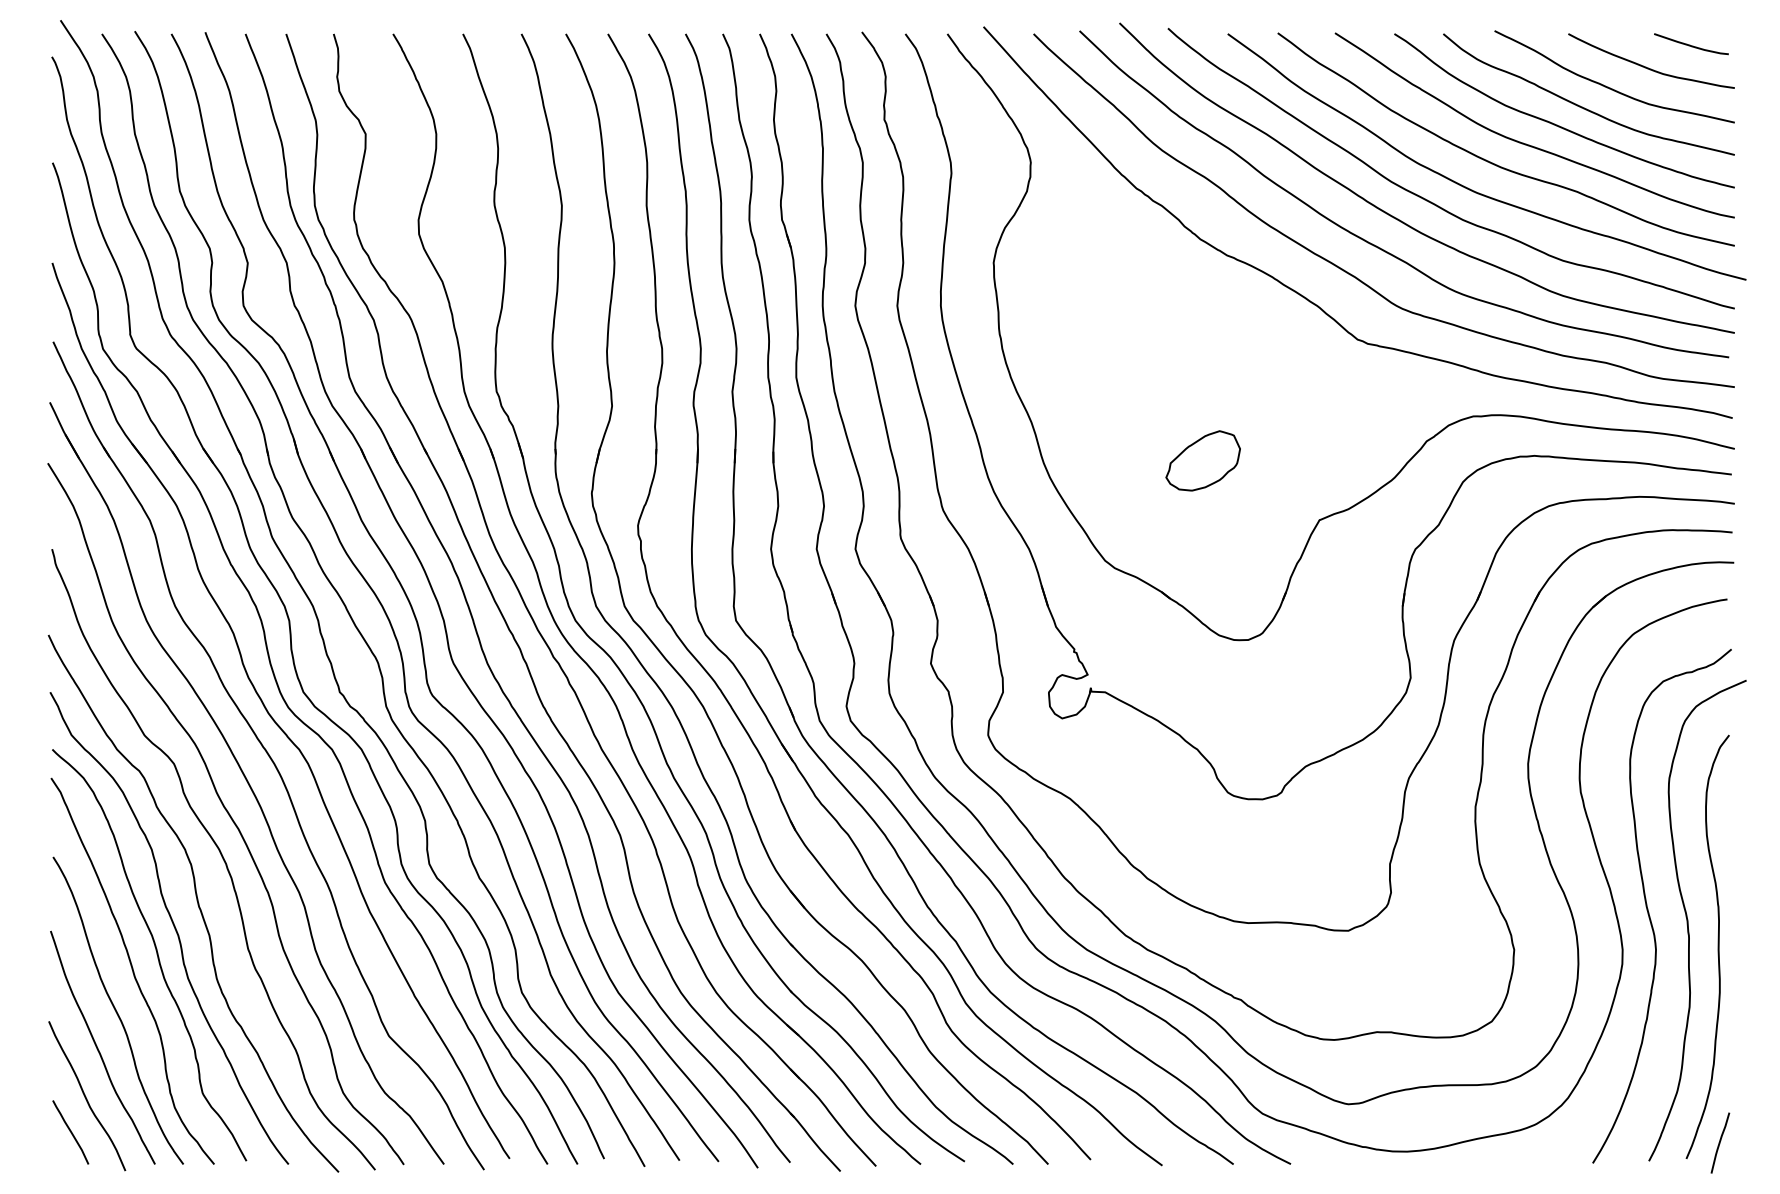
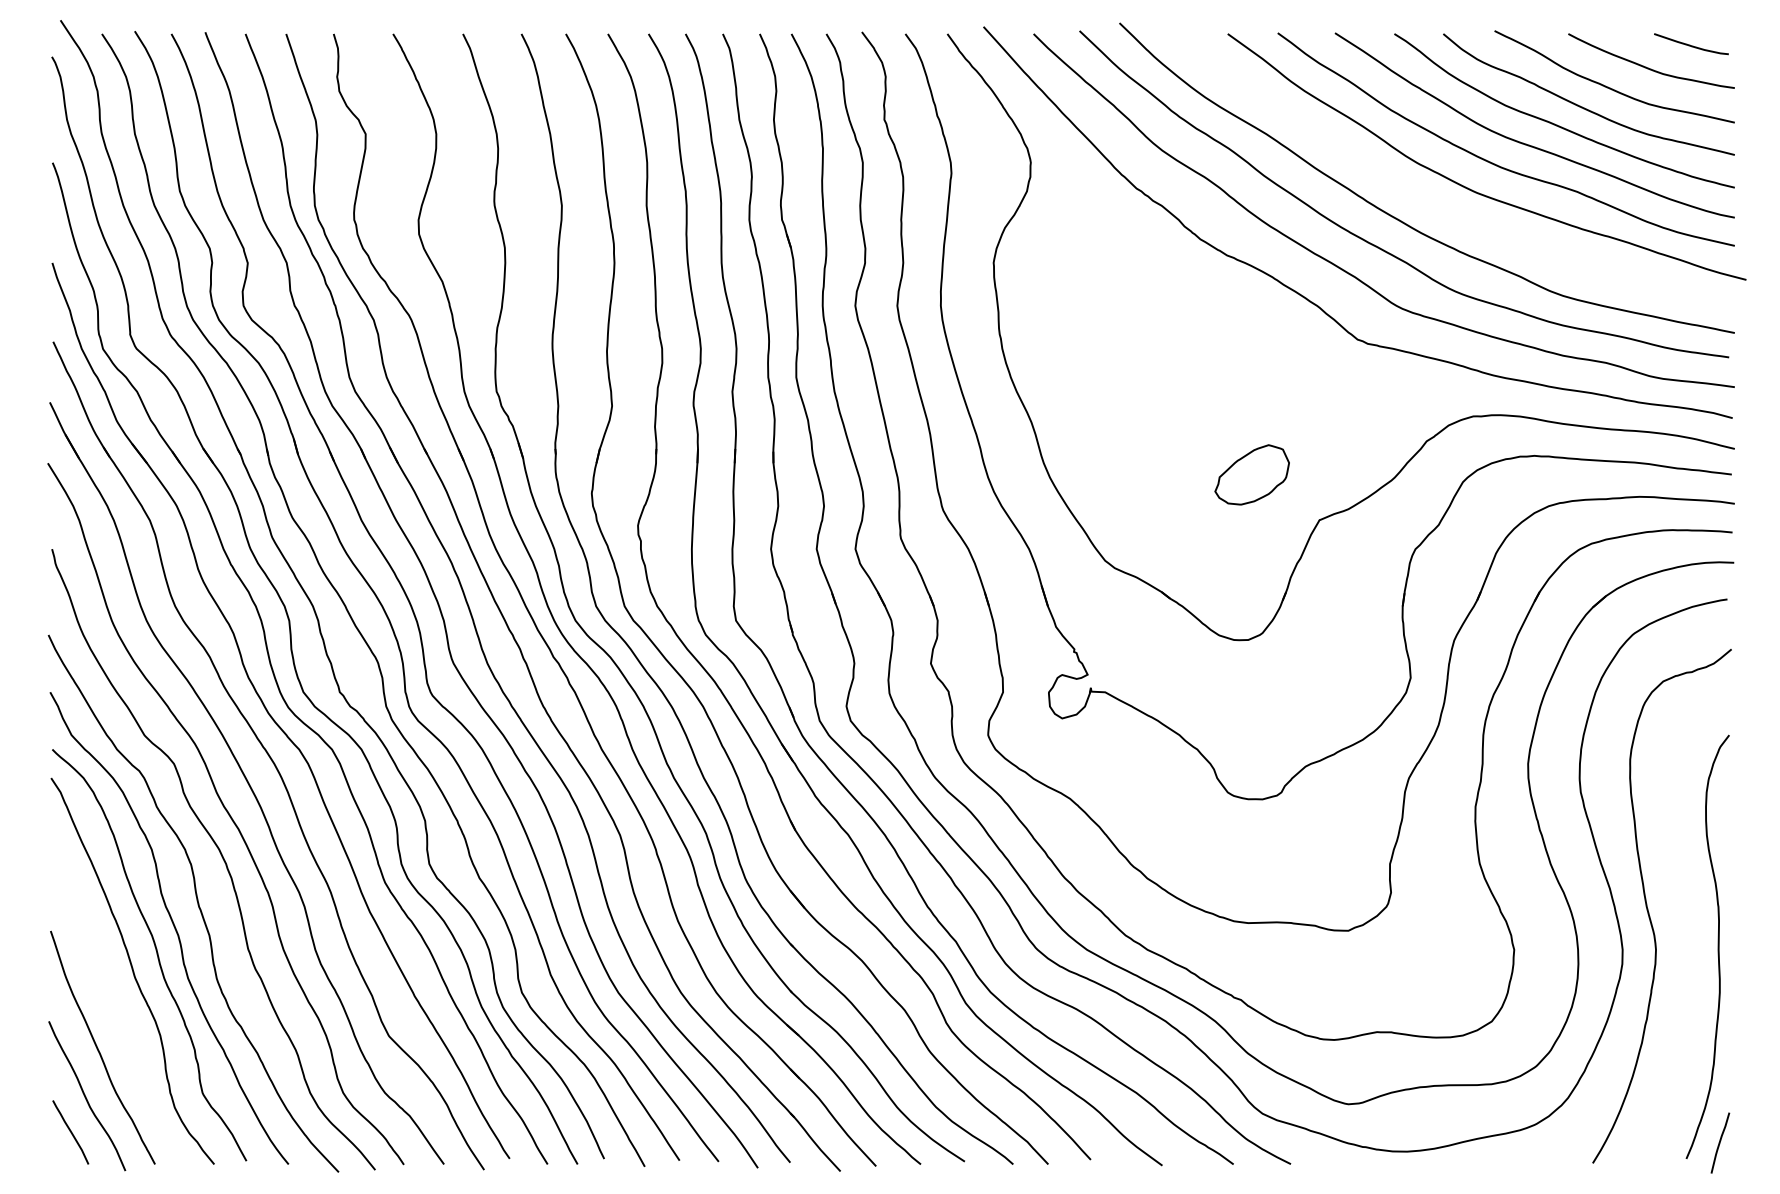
curve: present -> none (1433, 202)
part position: (1202, 460) -> (1251, 474) (1251, 474)
curve: present -> none (1688, 920)
curve: present -> none (116, 1010)
